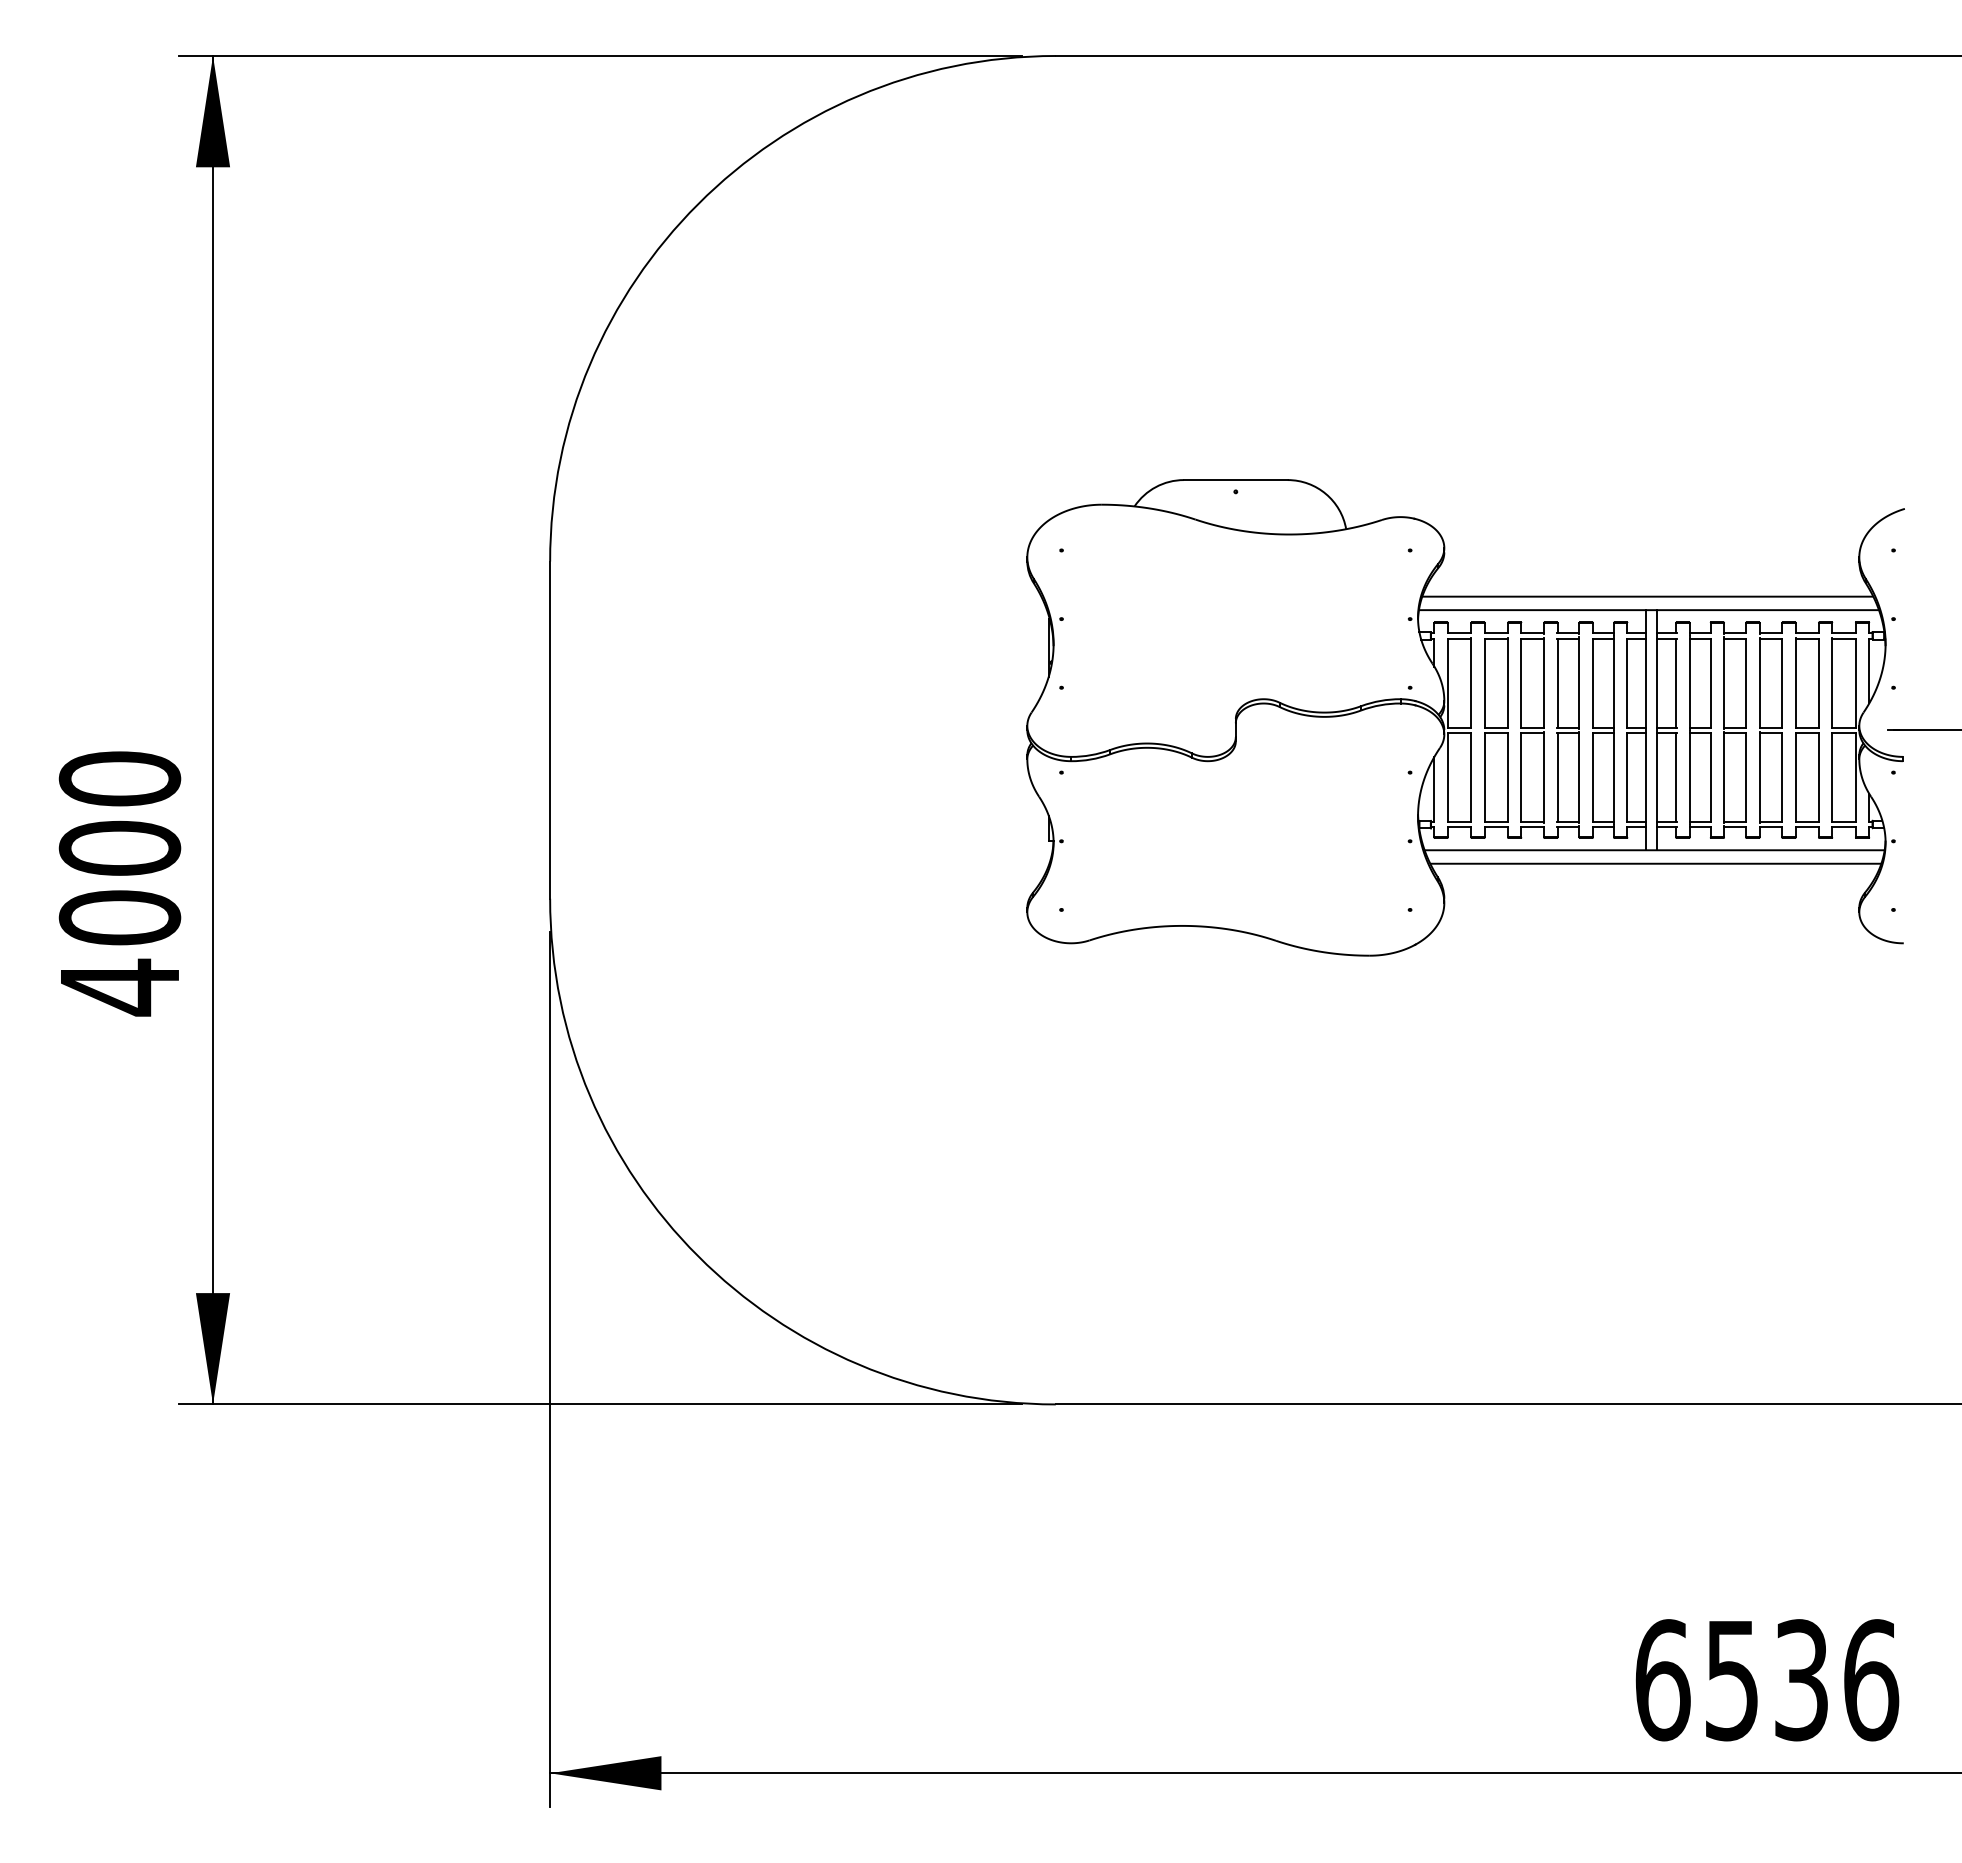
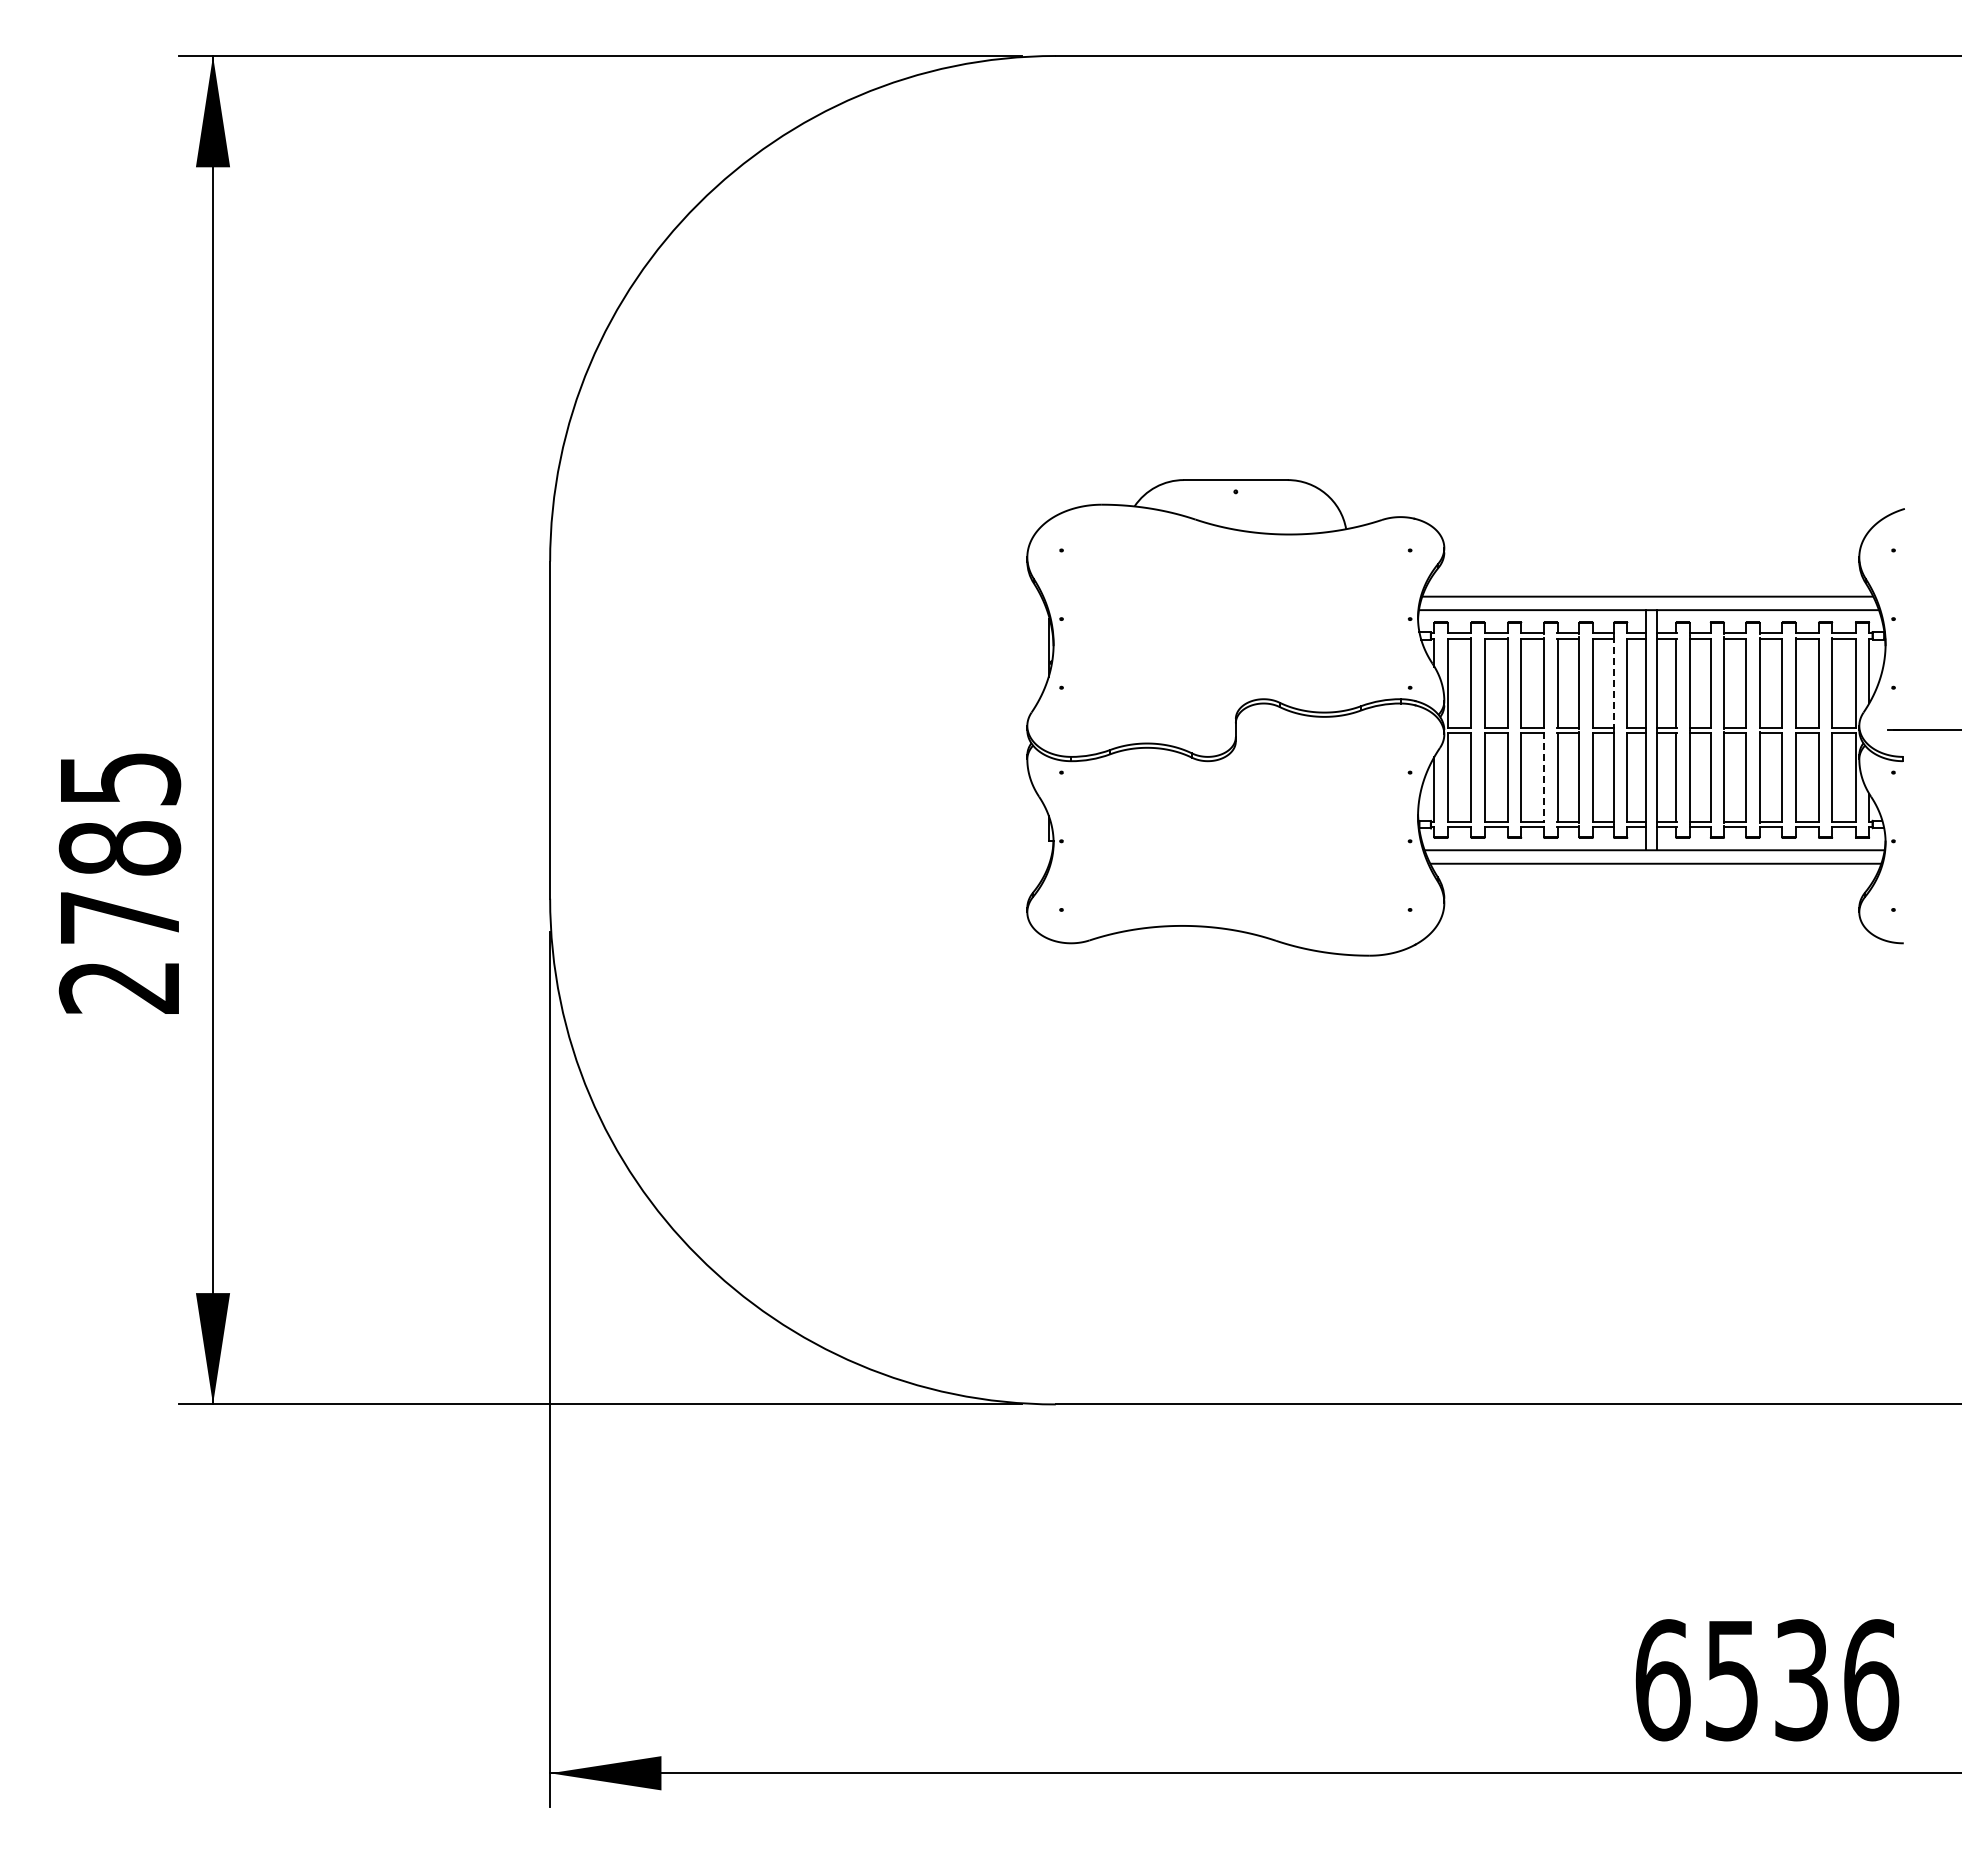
line: solid -> dashed (1613, 683)
line: solid -> dashed (1544, 777)
text: 4000 -> 2785 (119, 883)
